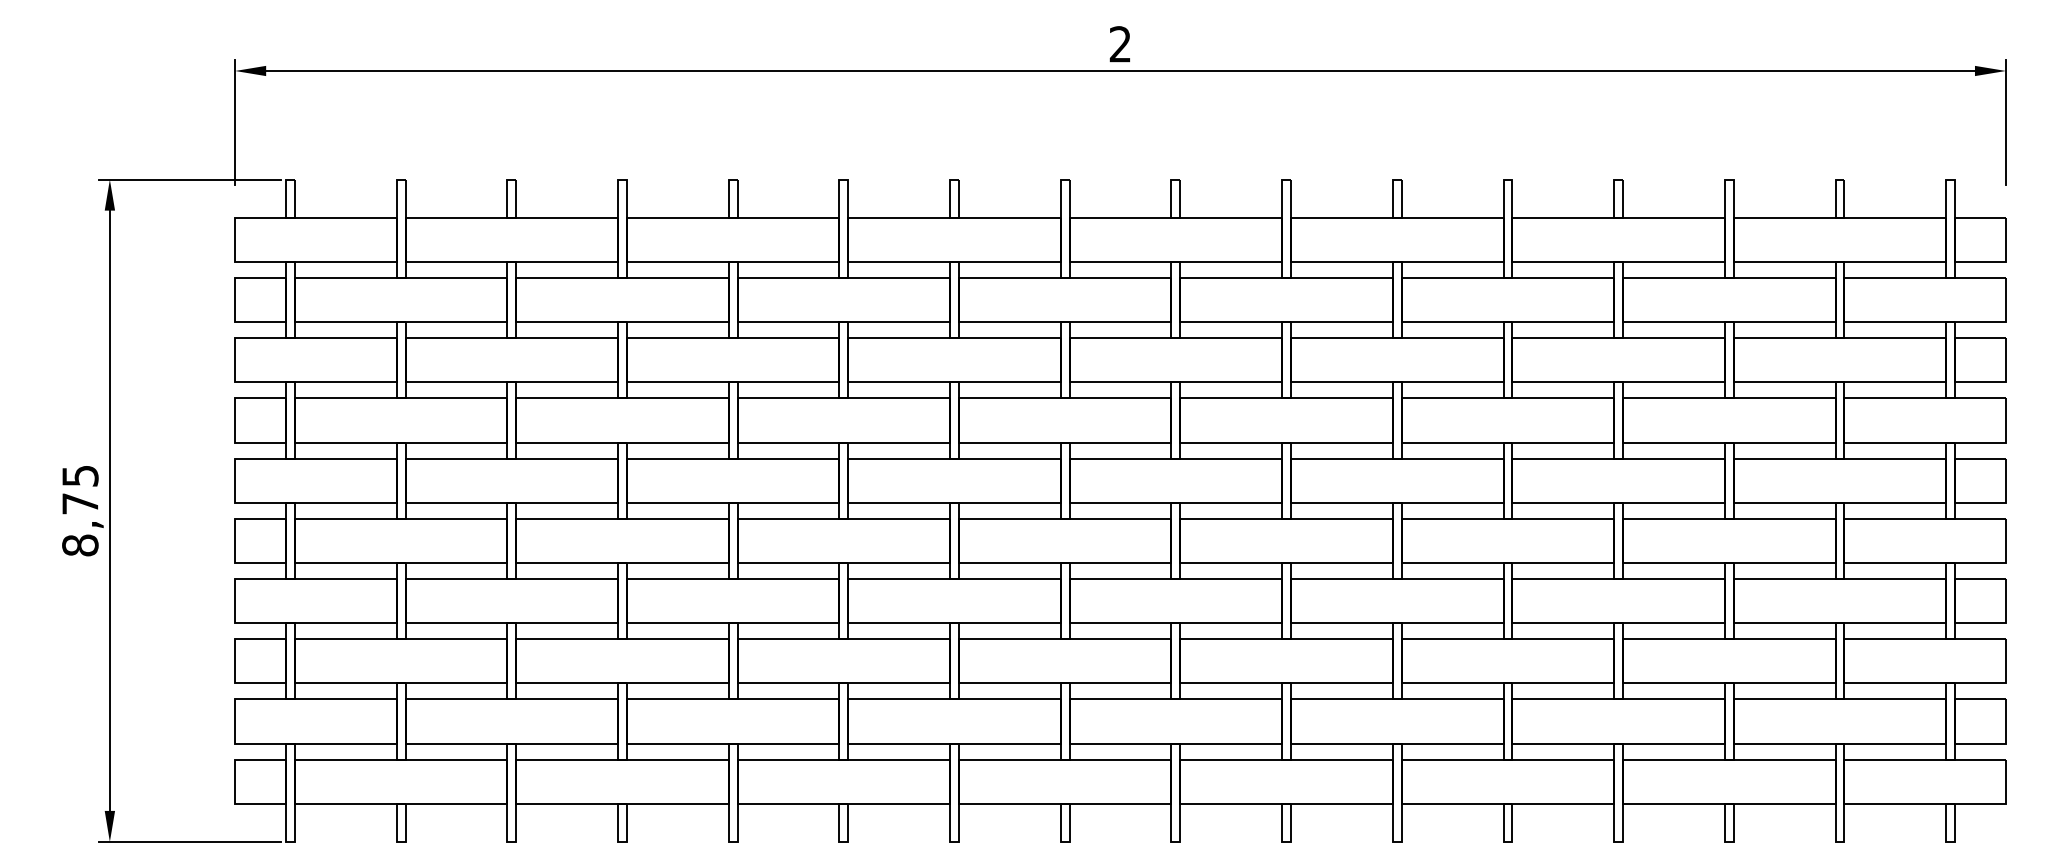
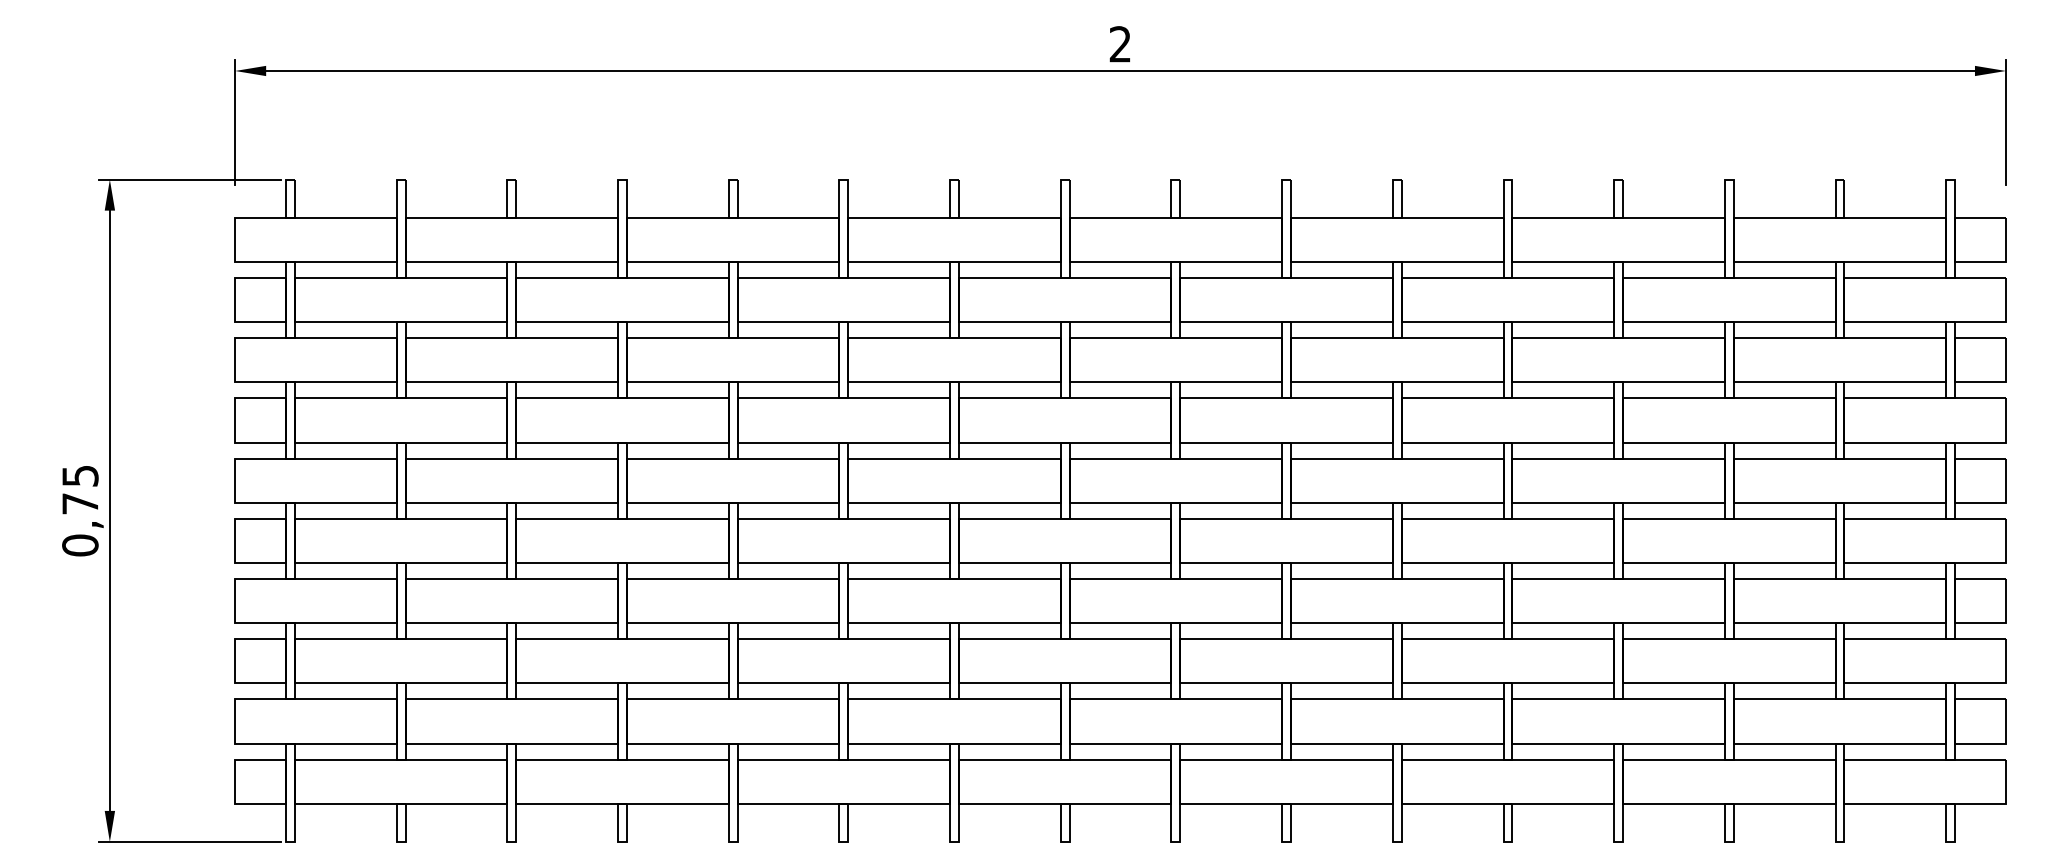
text: 8,75 -> 0,75 (80, 545)
